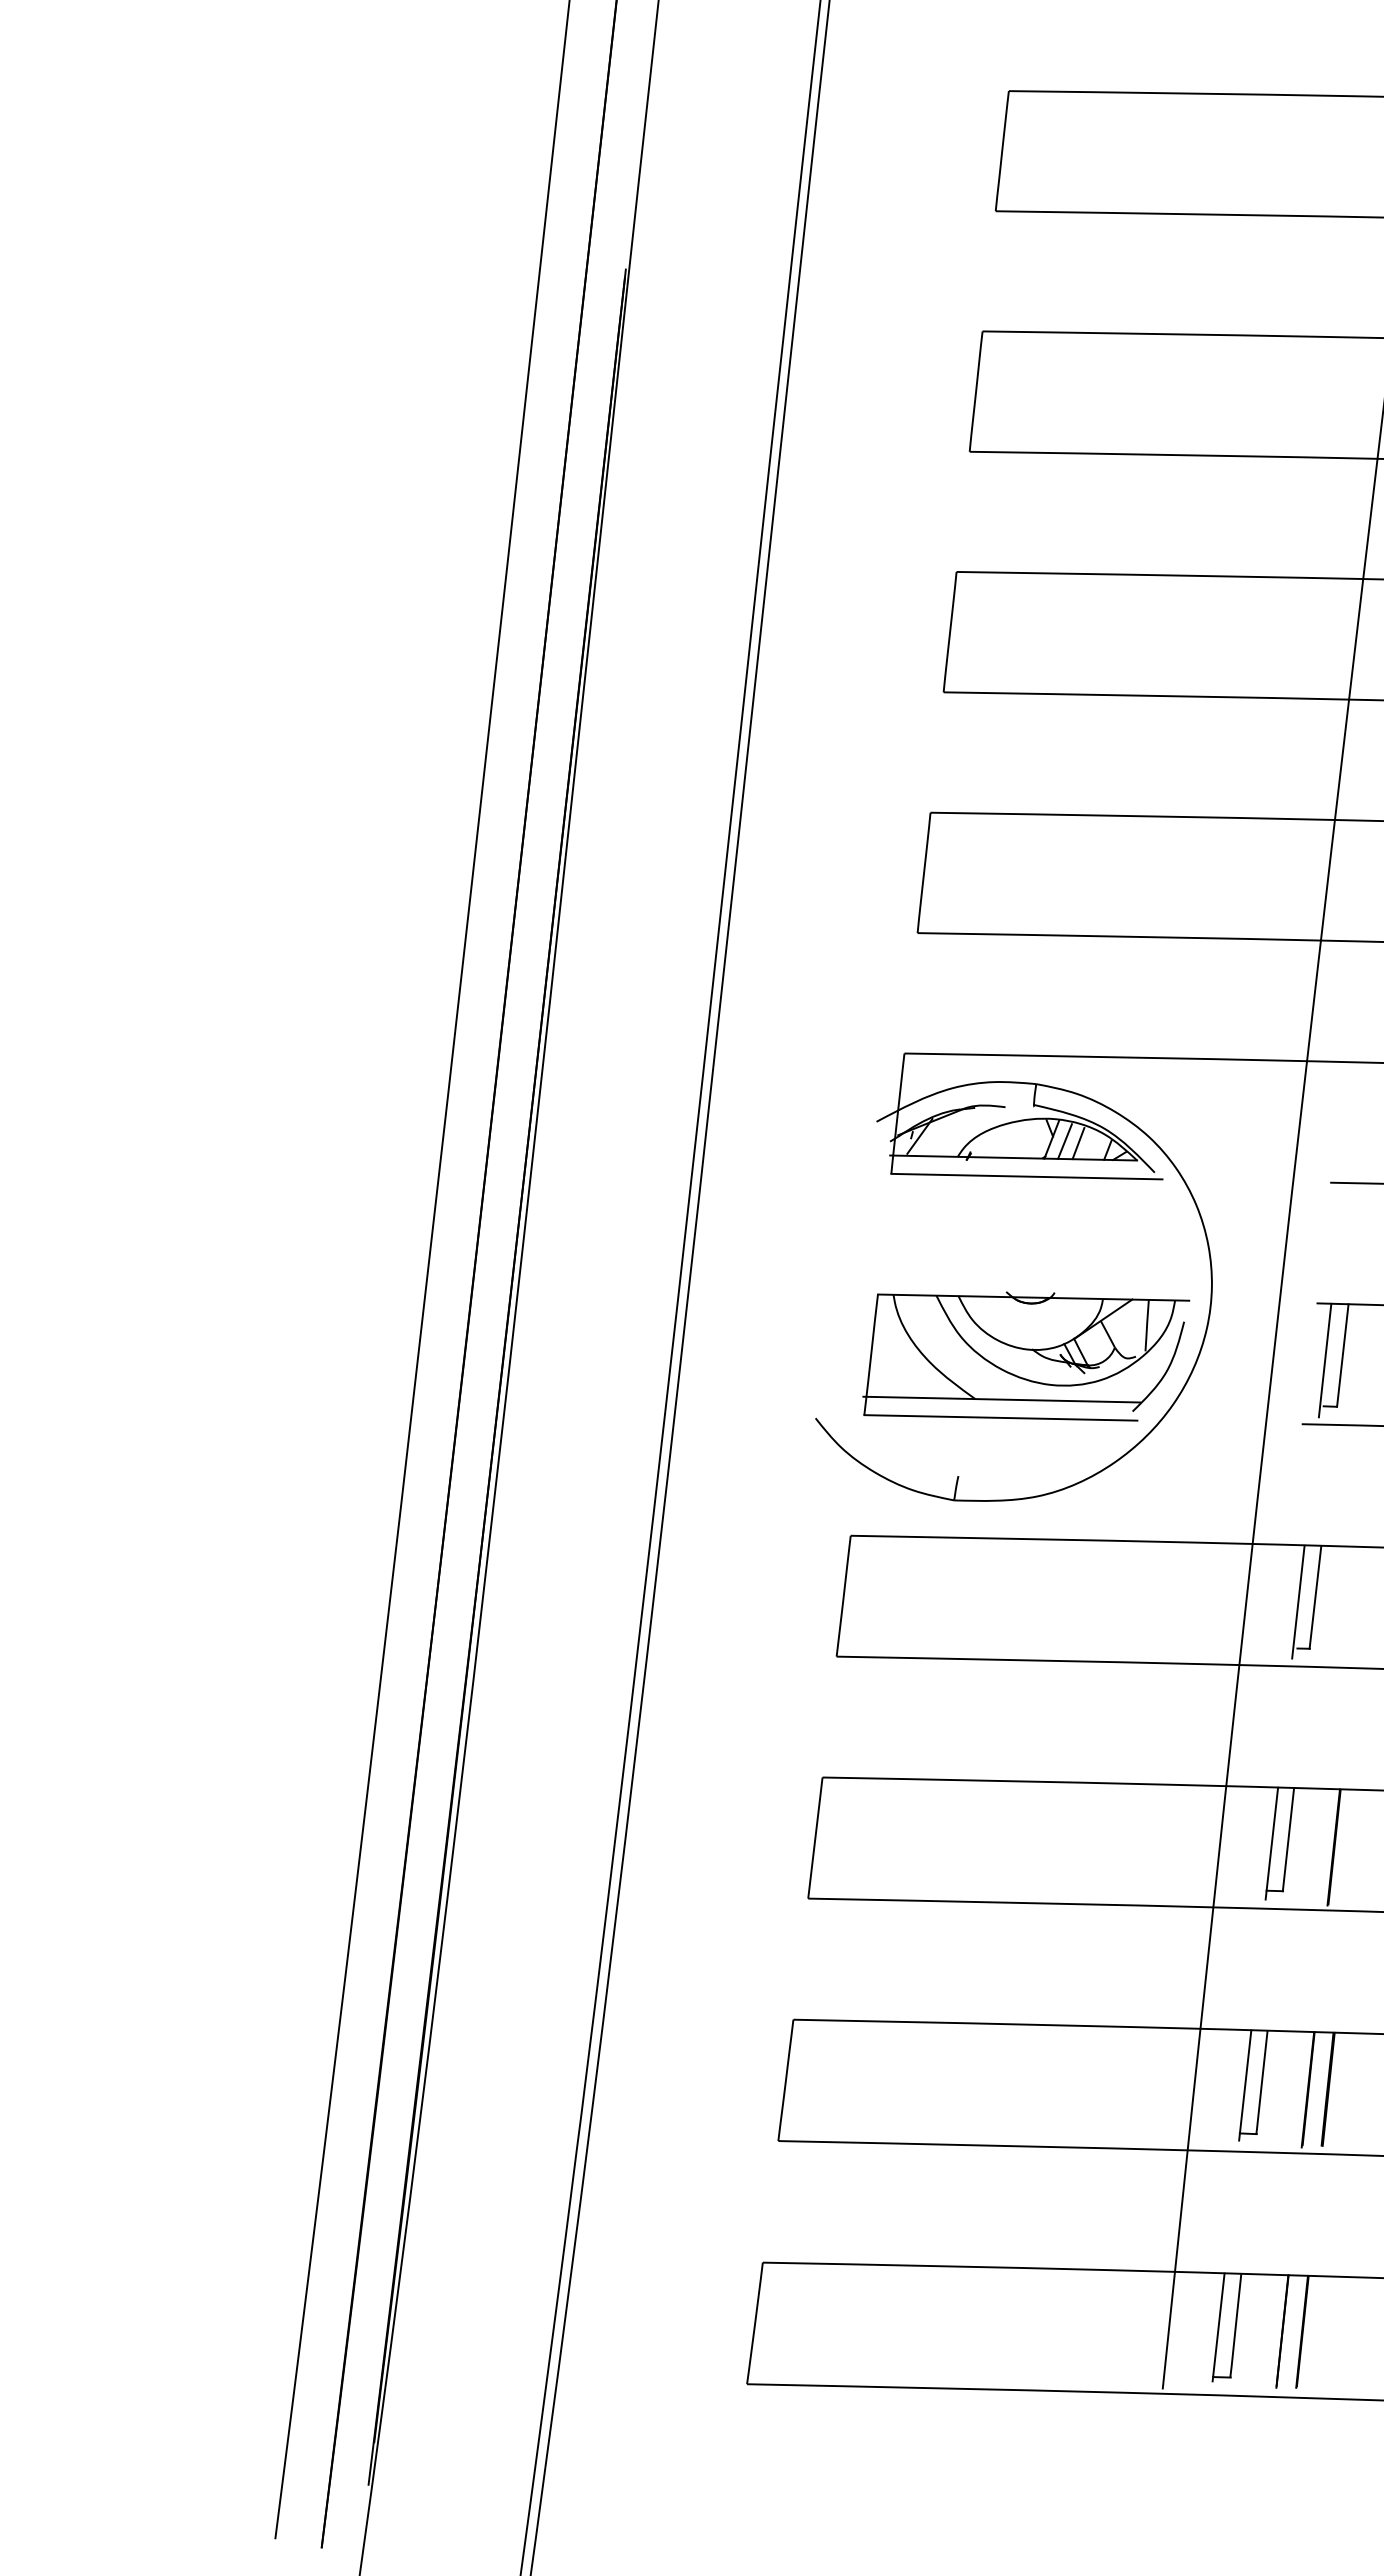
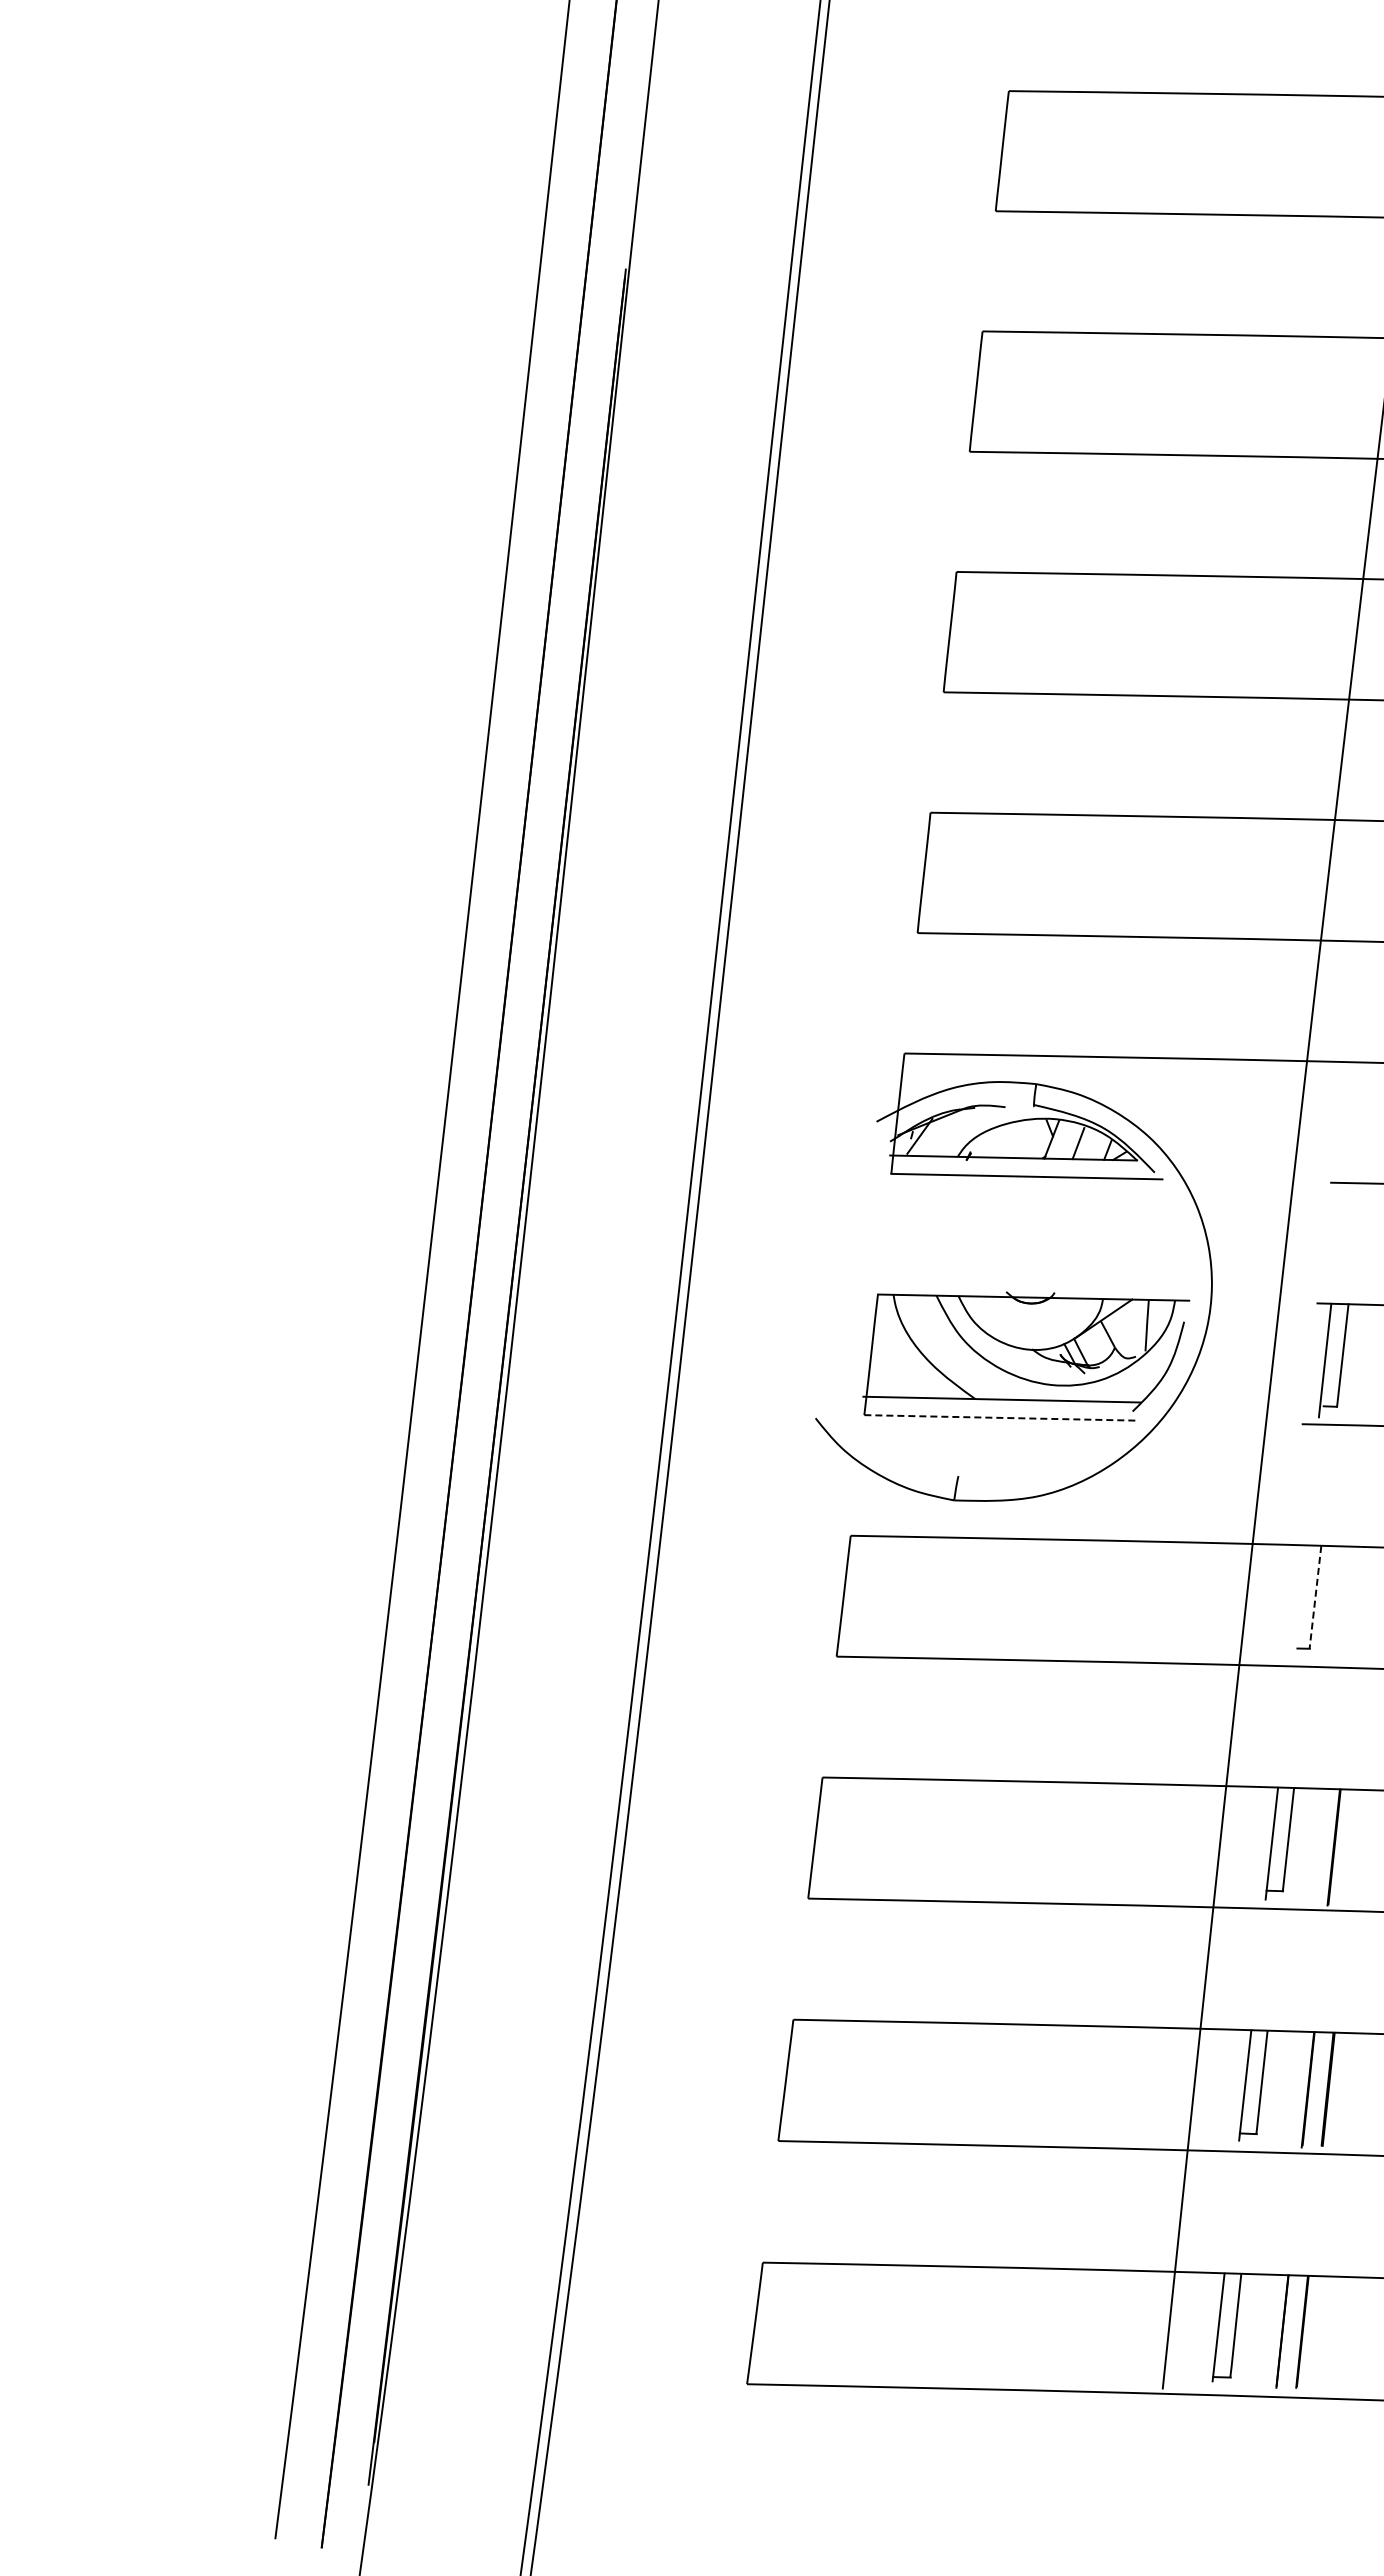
line: present -> none (1064, 1141)
line: solid -> dashed (1000, 1417)
line: solid -> dashed (1315, 1597)
line: present -> none (1298, 1601)
